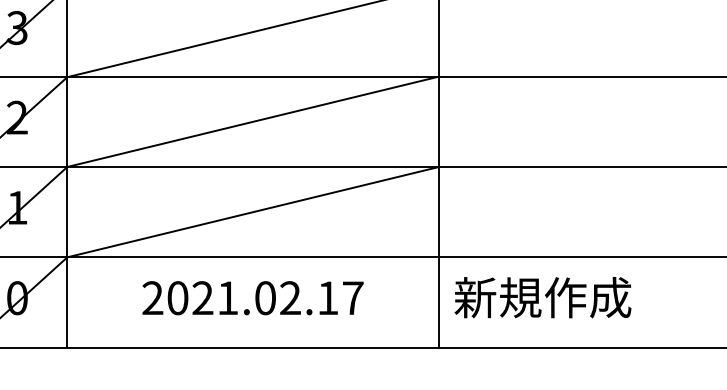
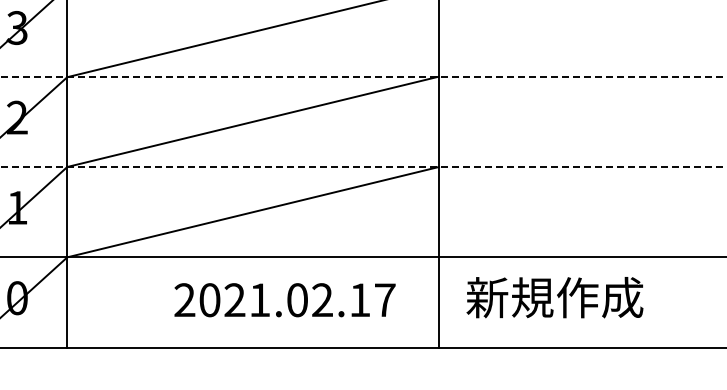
line: solid -> dashed (363, 77)
line: solid -> dashed (363, 166)
text position: (542, 297) -> (554, 297) (554, 297)
text position: (252, 298) -> (284, 300) (284, 300)
